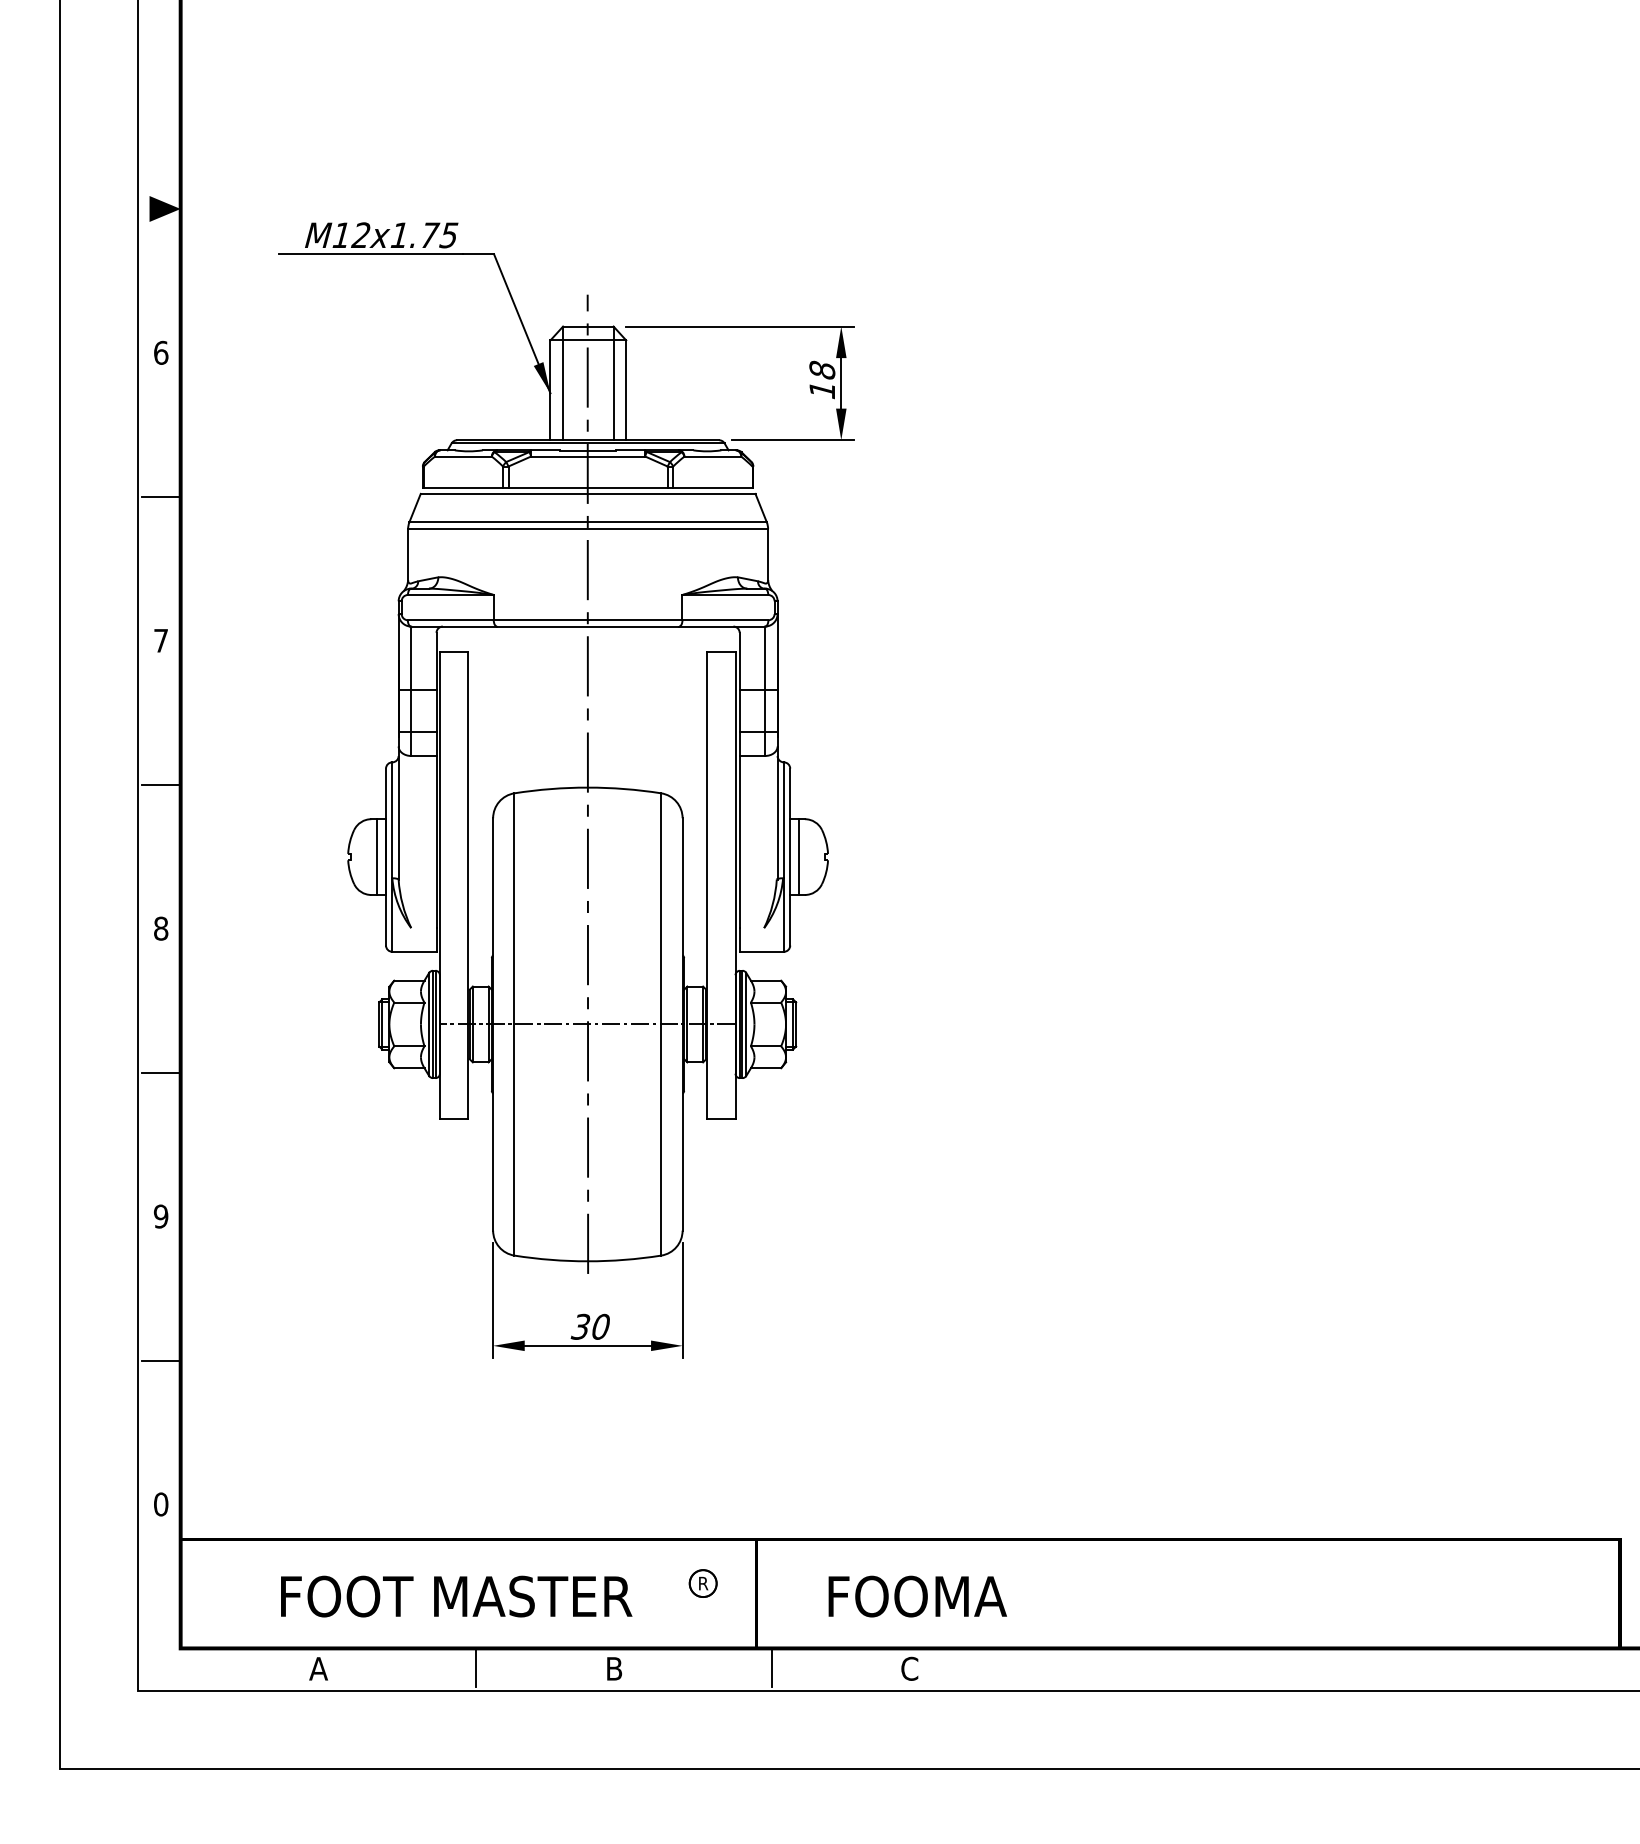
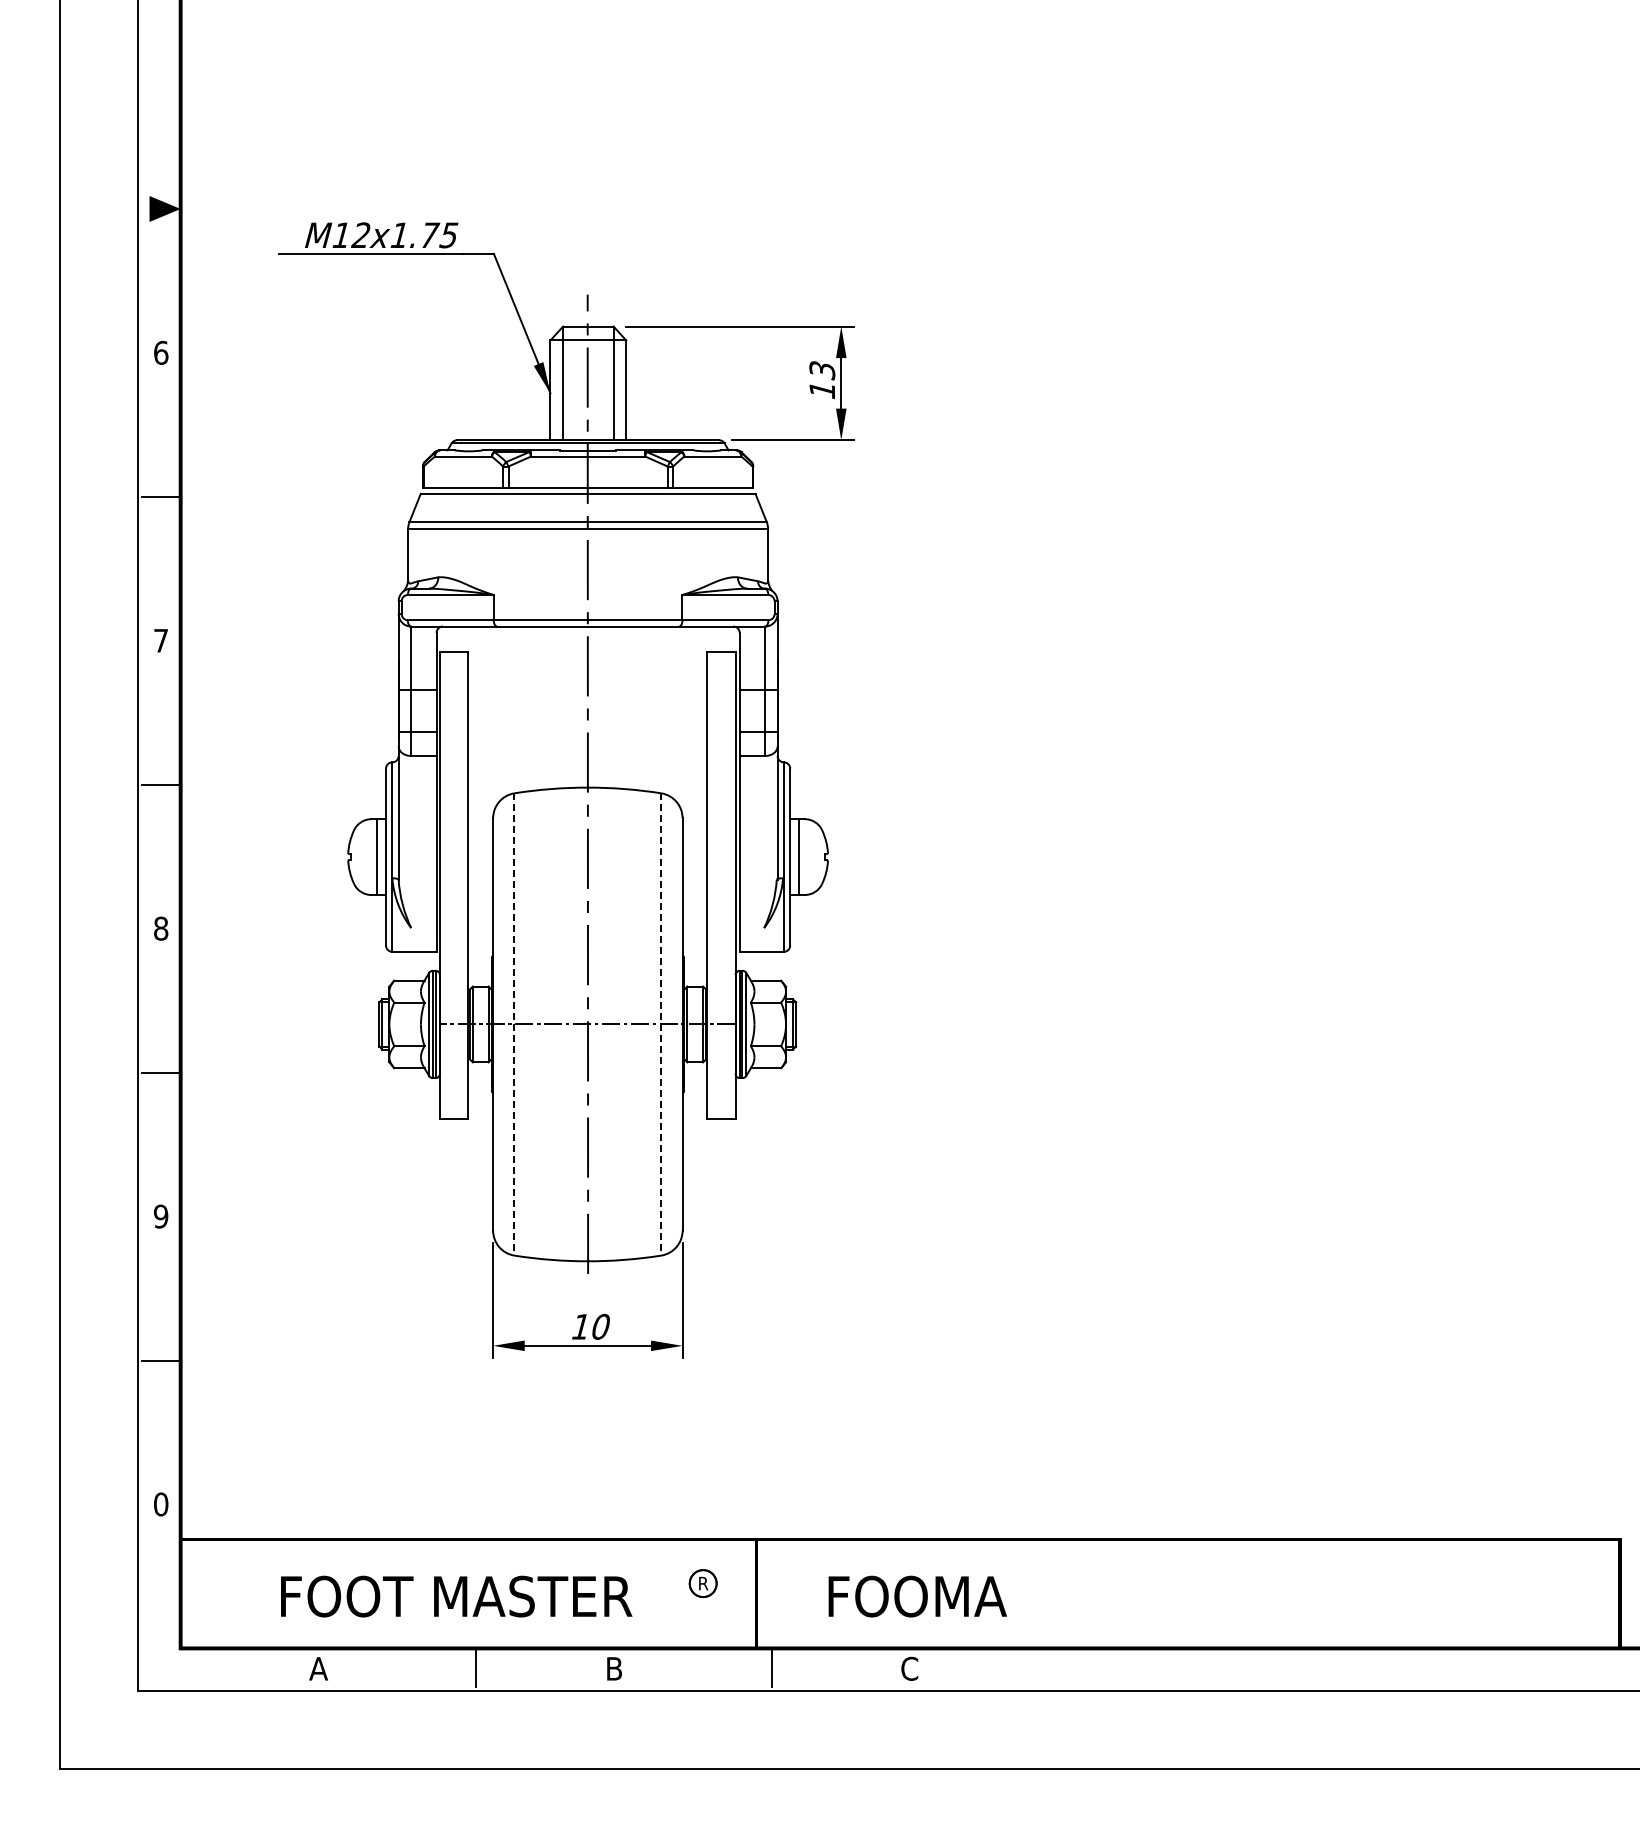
text: 18 -> 13 (822, 370)
line: solid -> dashed (514, 1024)
line: solid -> dashed (661, 1024)
text: 30 -> 10 (580, 1326)
